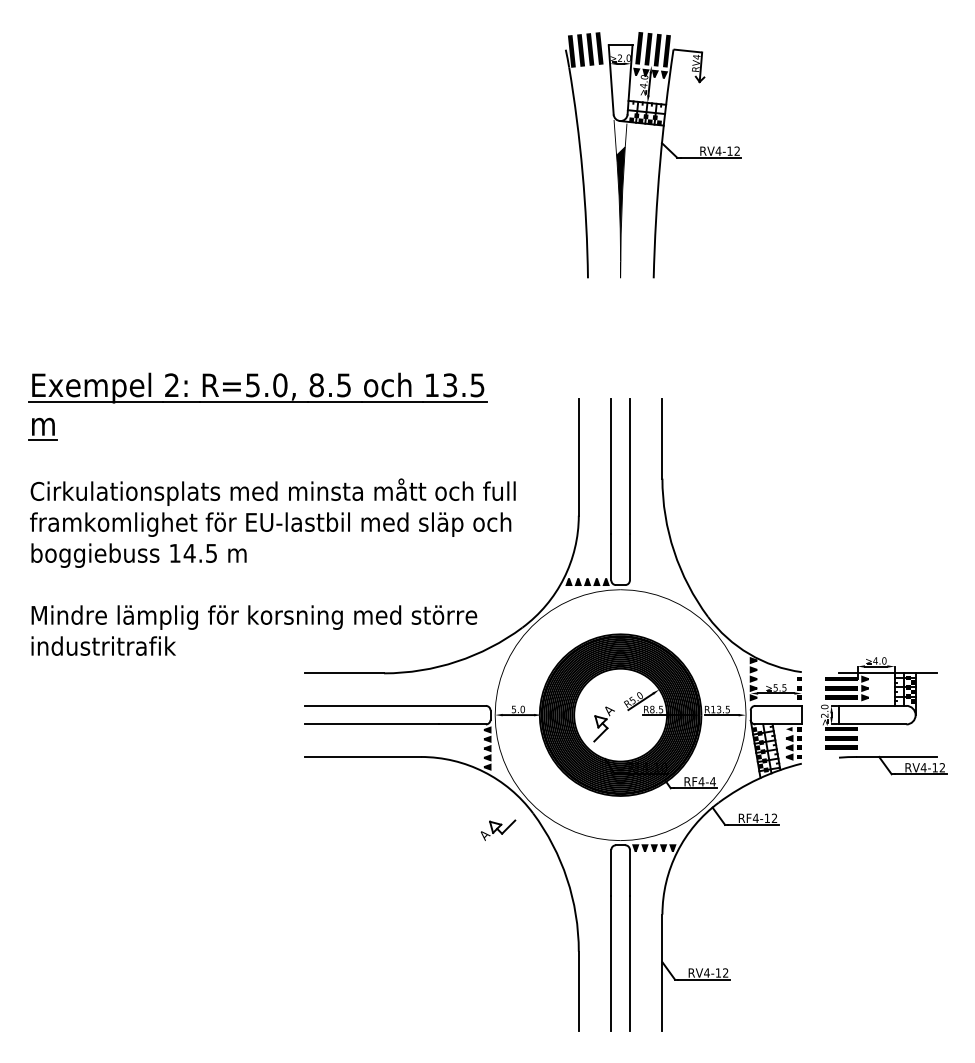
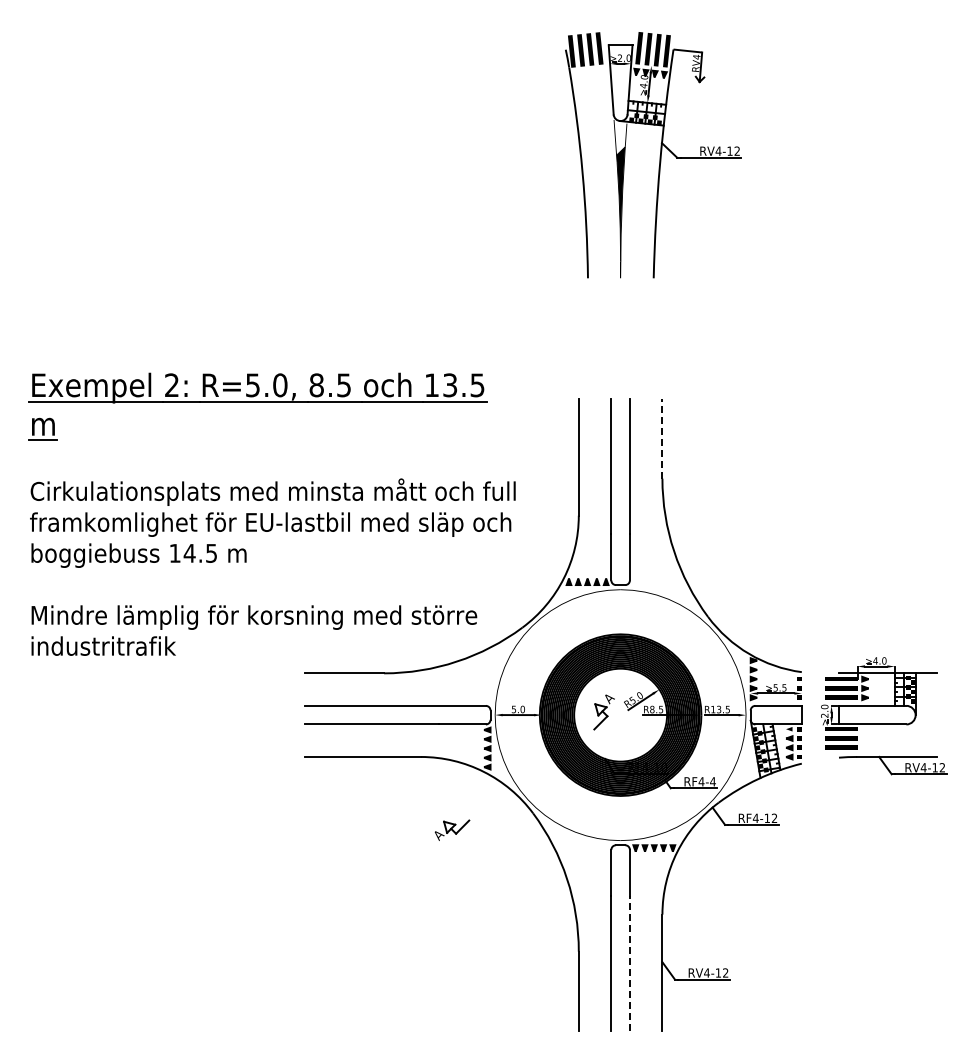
line: solid -> dashed (662, 438)
part position: (603, 724) -> (603, 712) (603, 712)
part position: (498, 829) -> (452, 829) (452, 829)
line: solid -> dashed (629, 963)
